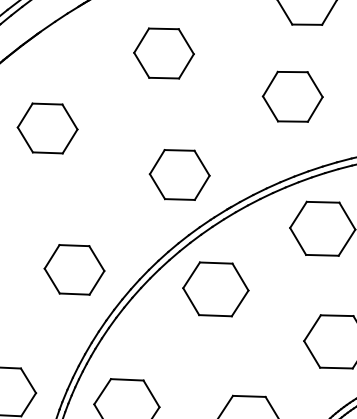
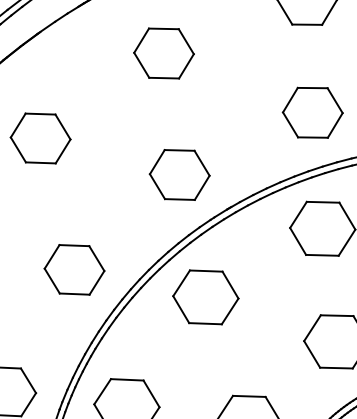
part position: (292, 96) -> (312, 112) (312, 112)
part position: (47, 128) -> (40, 138) (40, 138)
part position: (215, 289) -> (205, 297) (205, 297)
